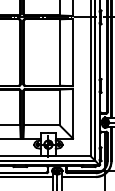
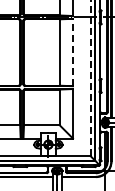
line: solid -> dashed (72, 52)
line: solid -> dashed (90, 78)
